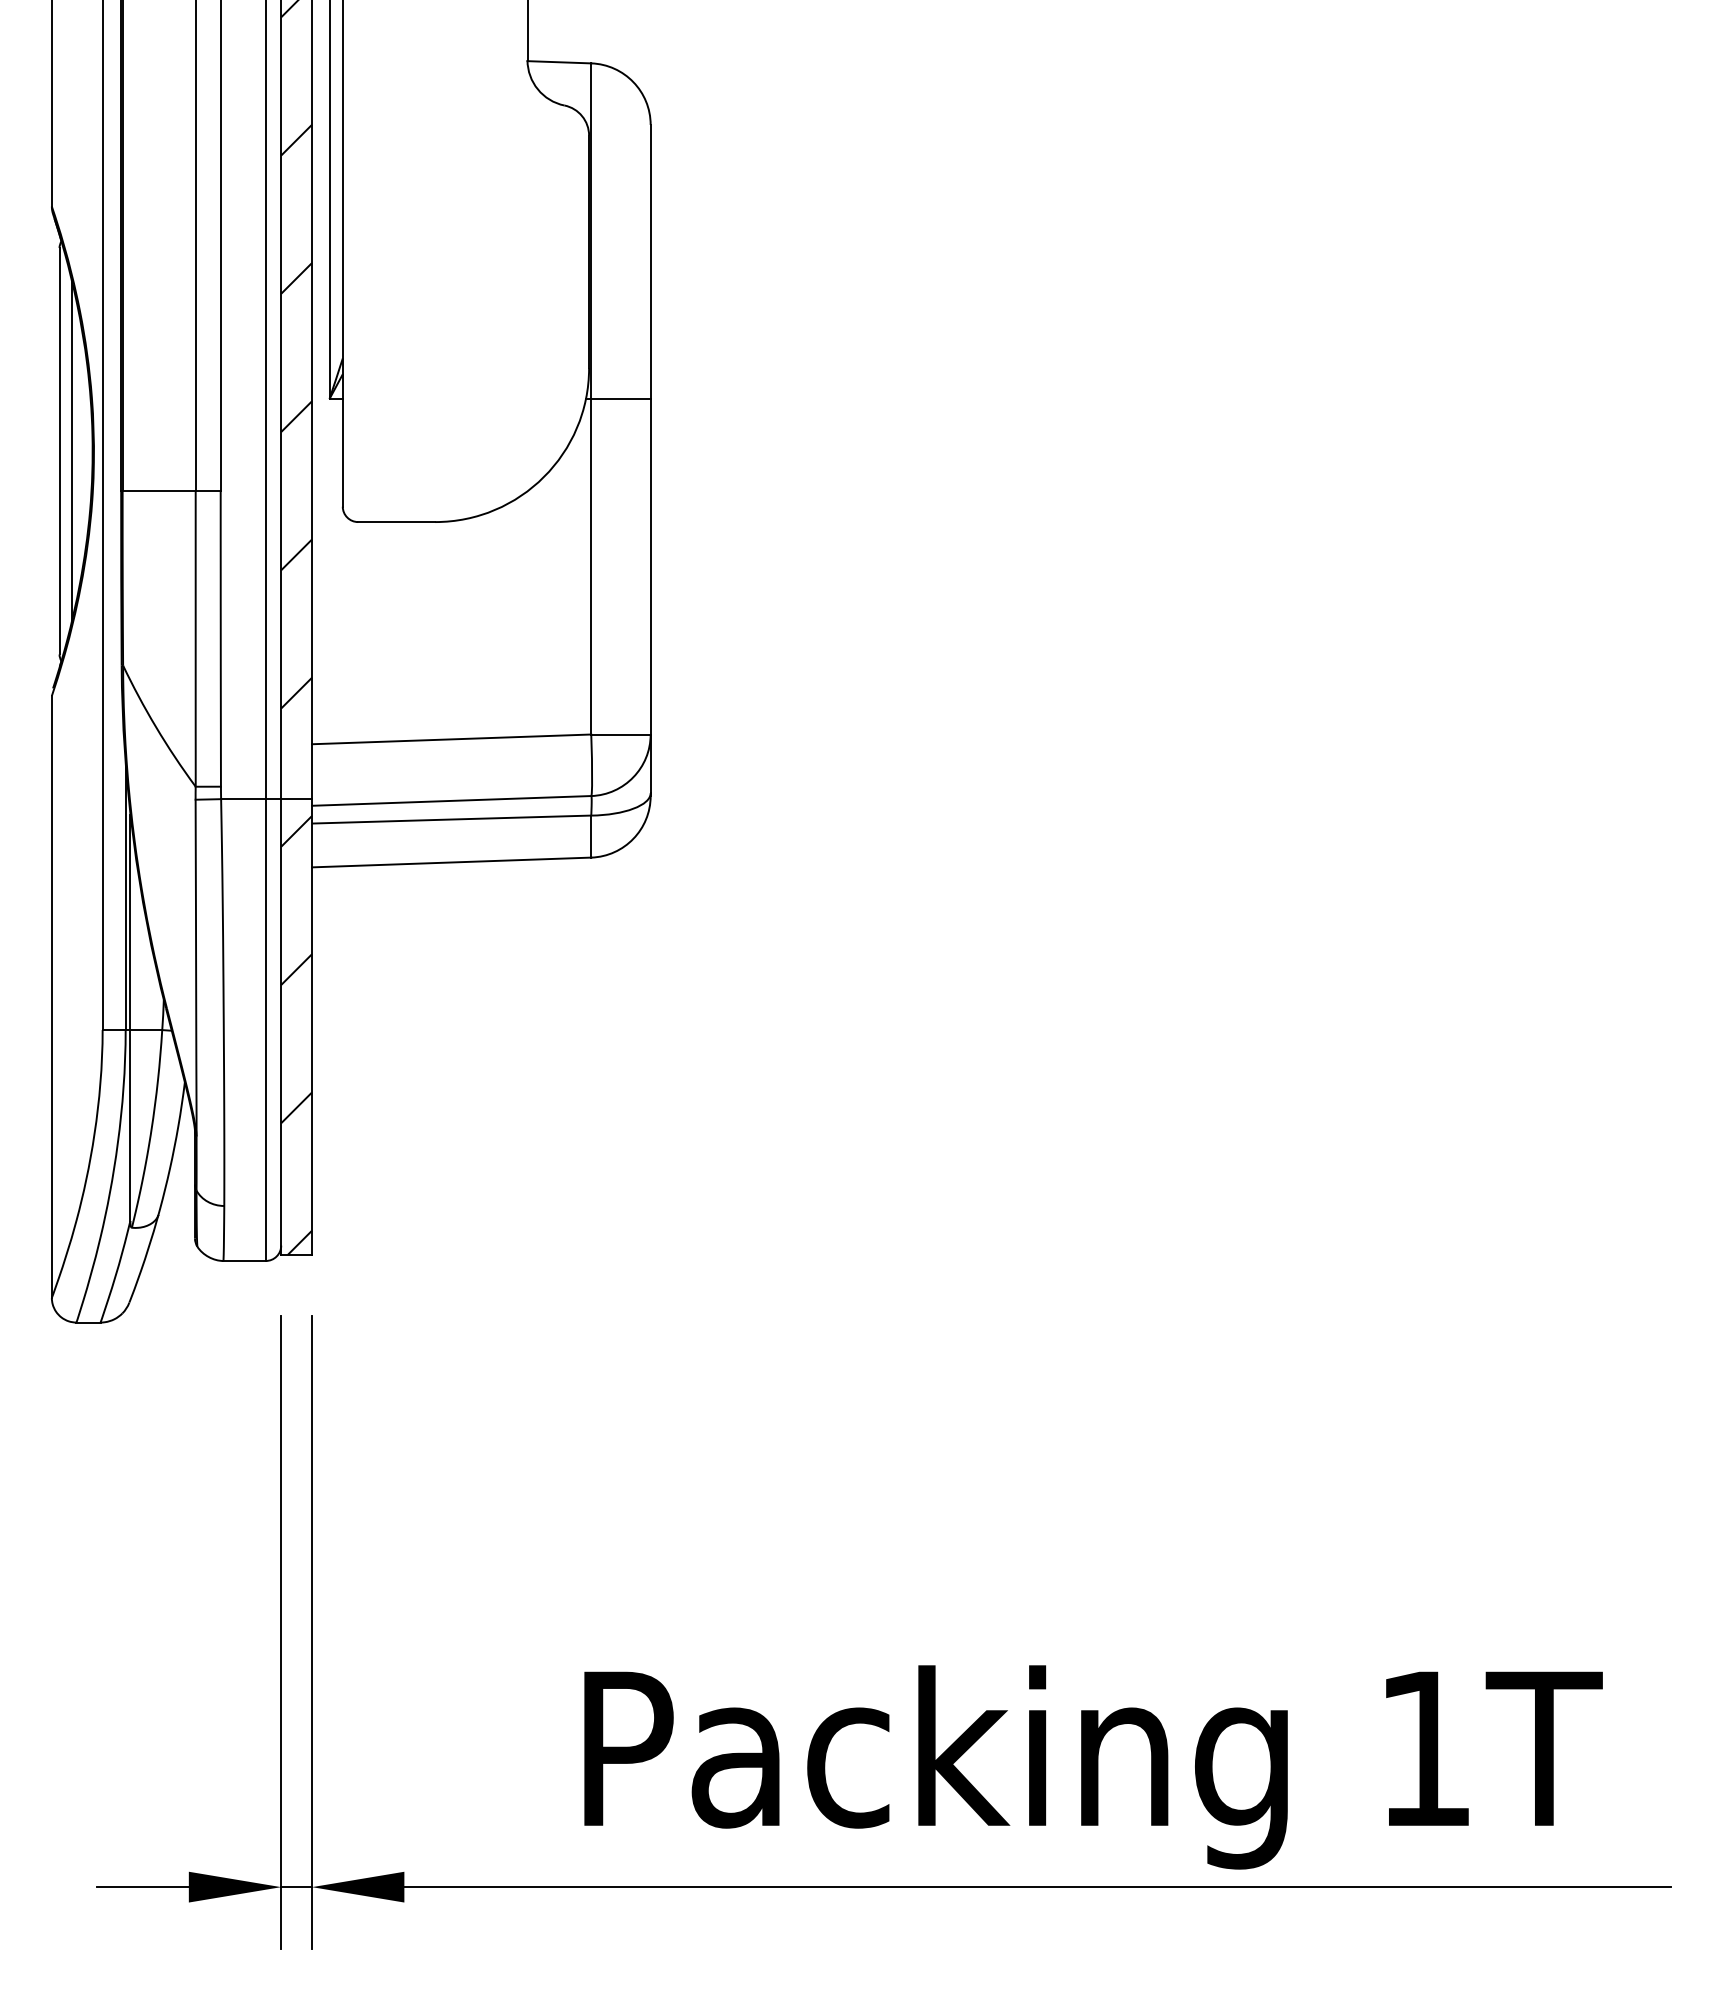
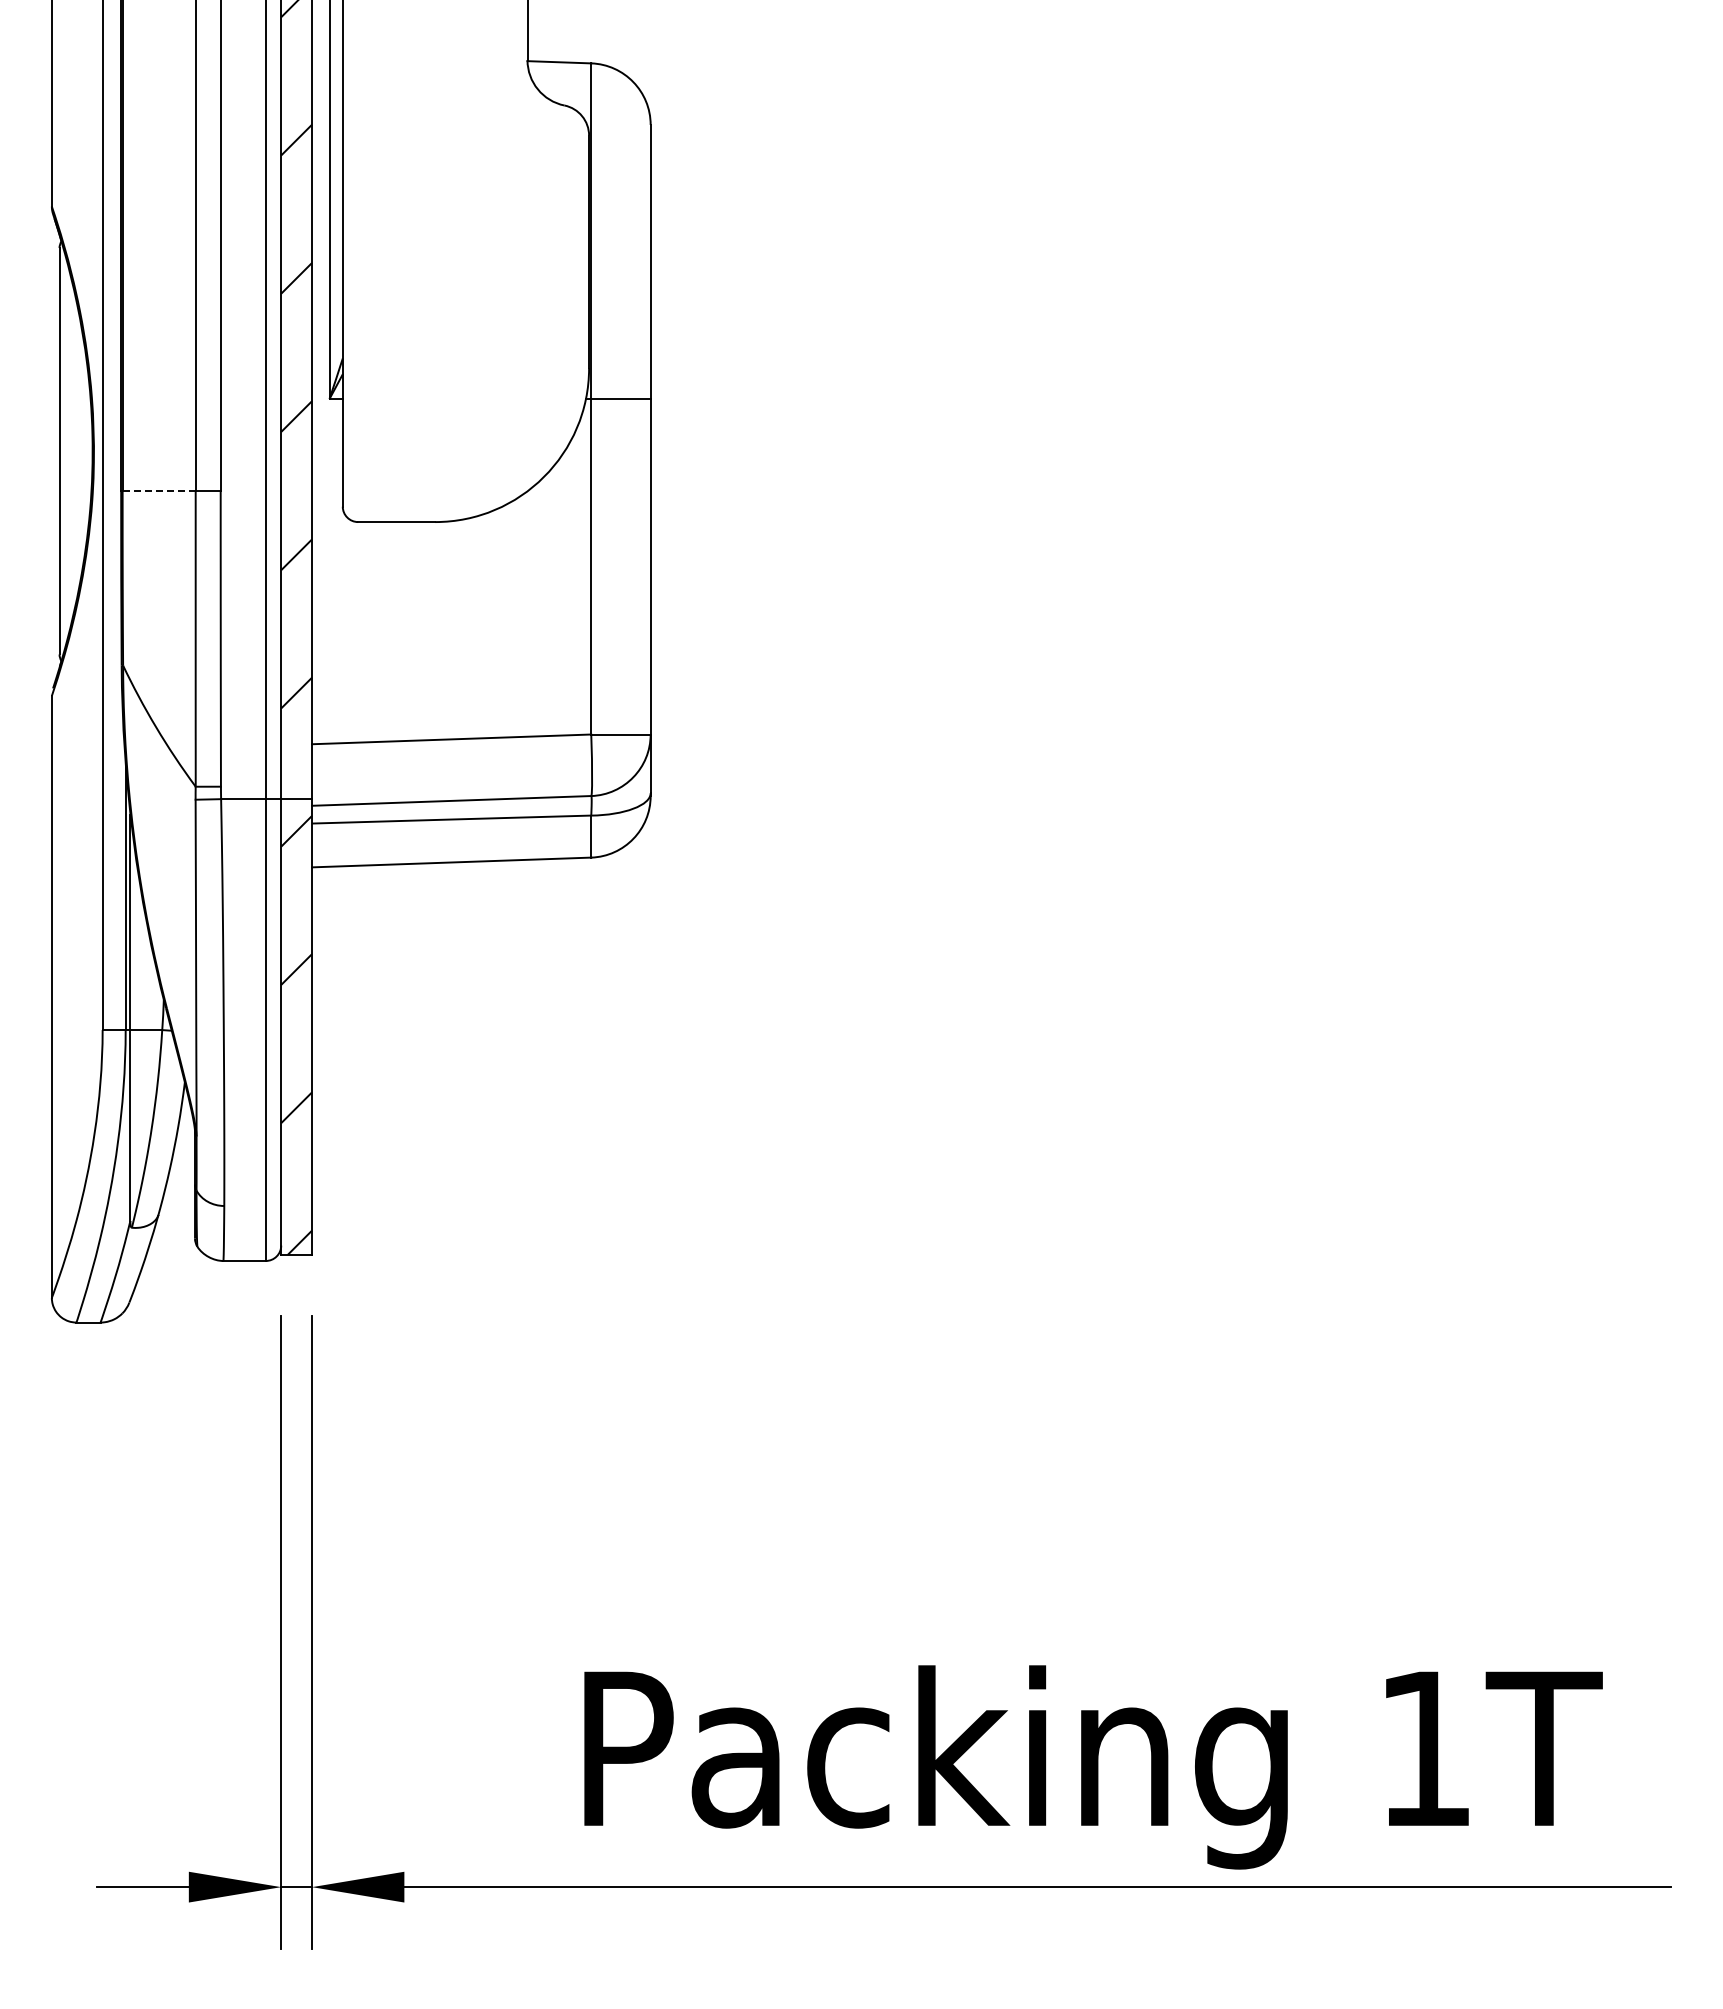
line: present -> none (71, 450)
line: solid -> dashed (159, 491)
